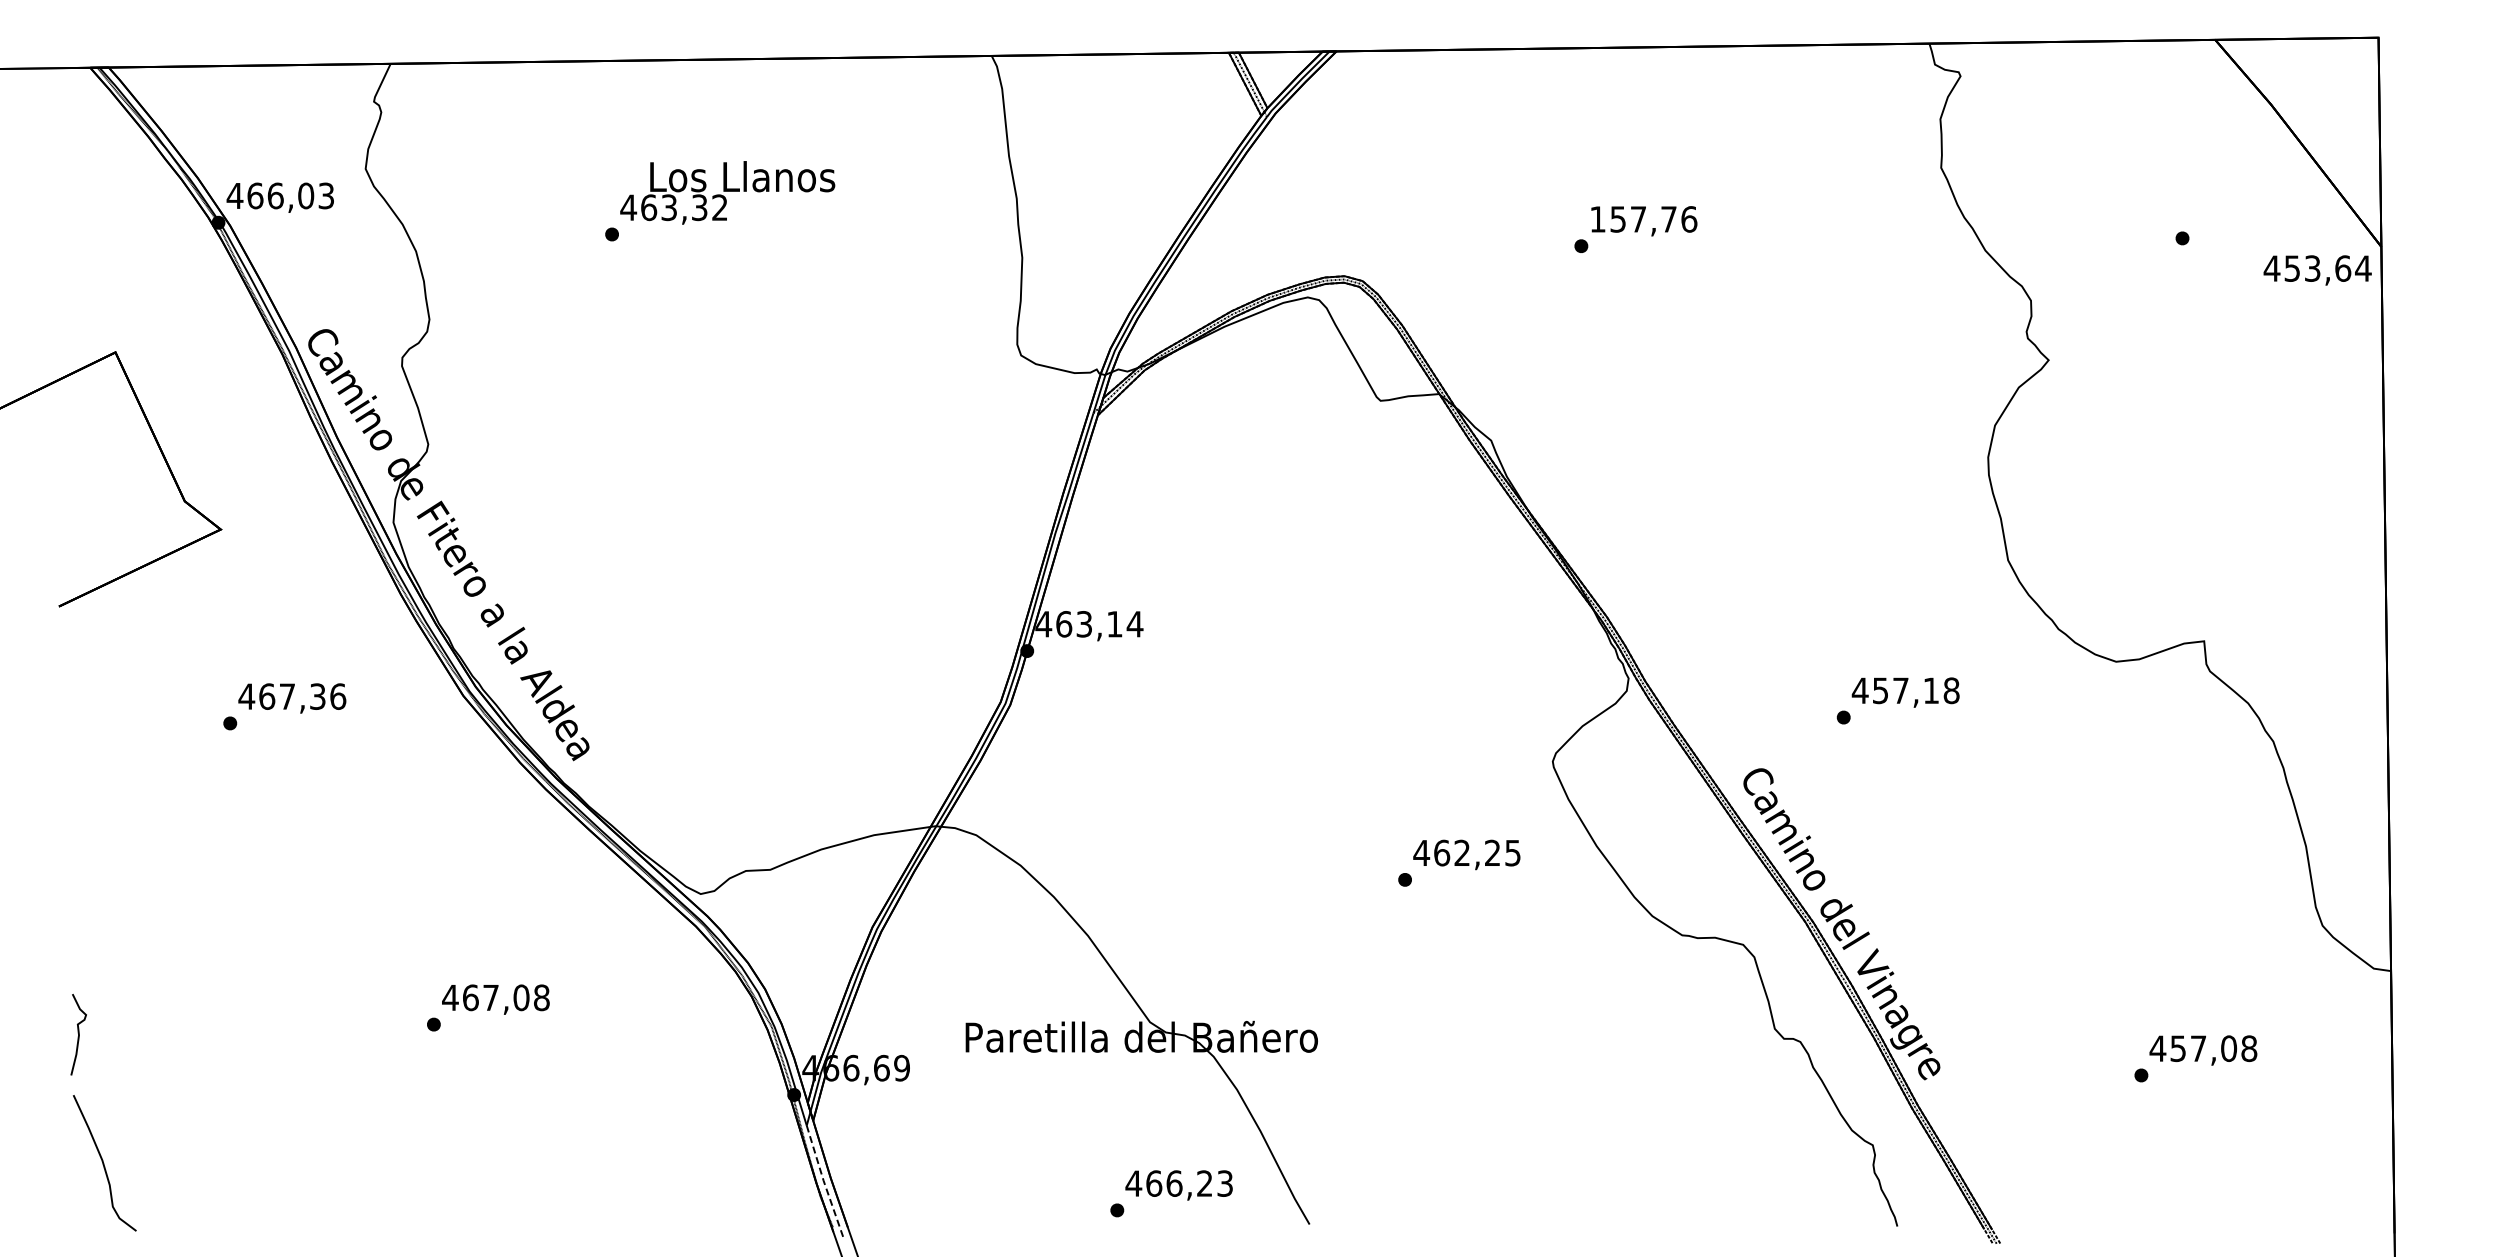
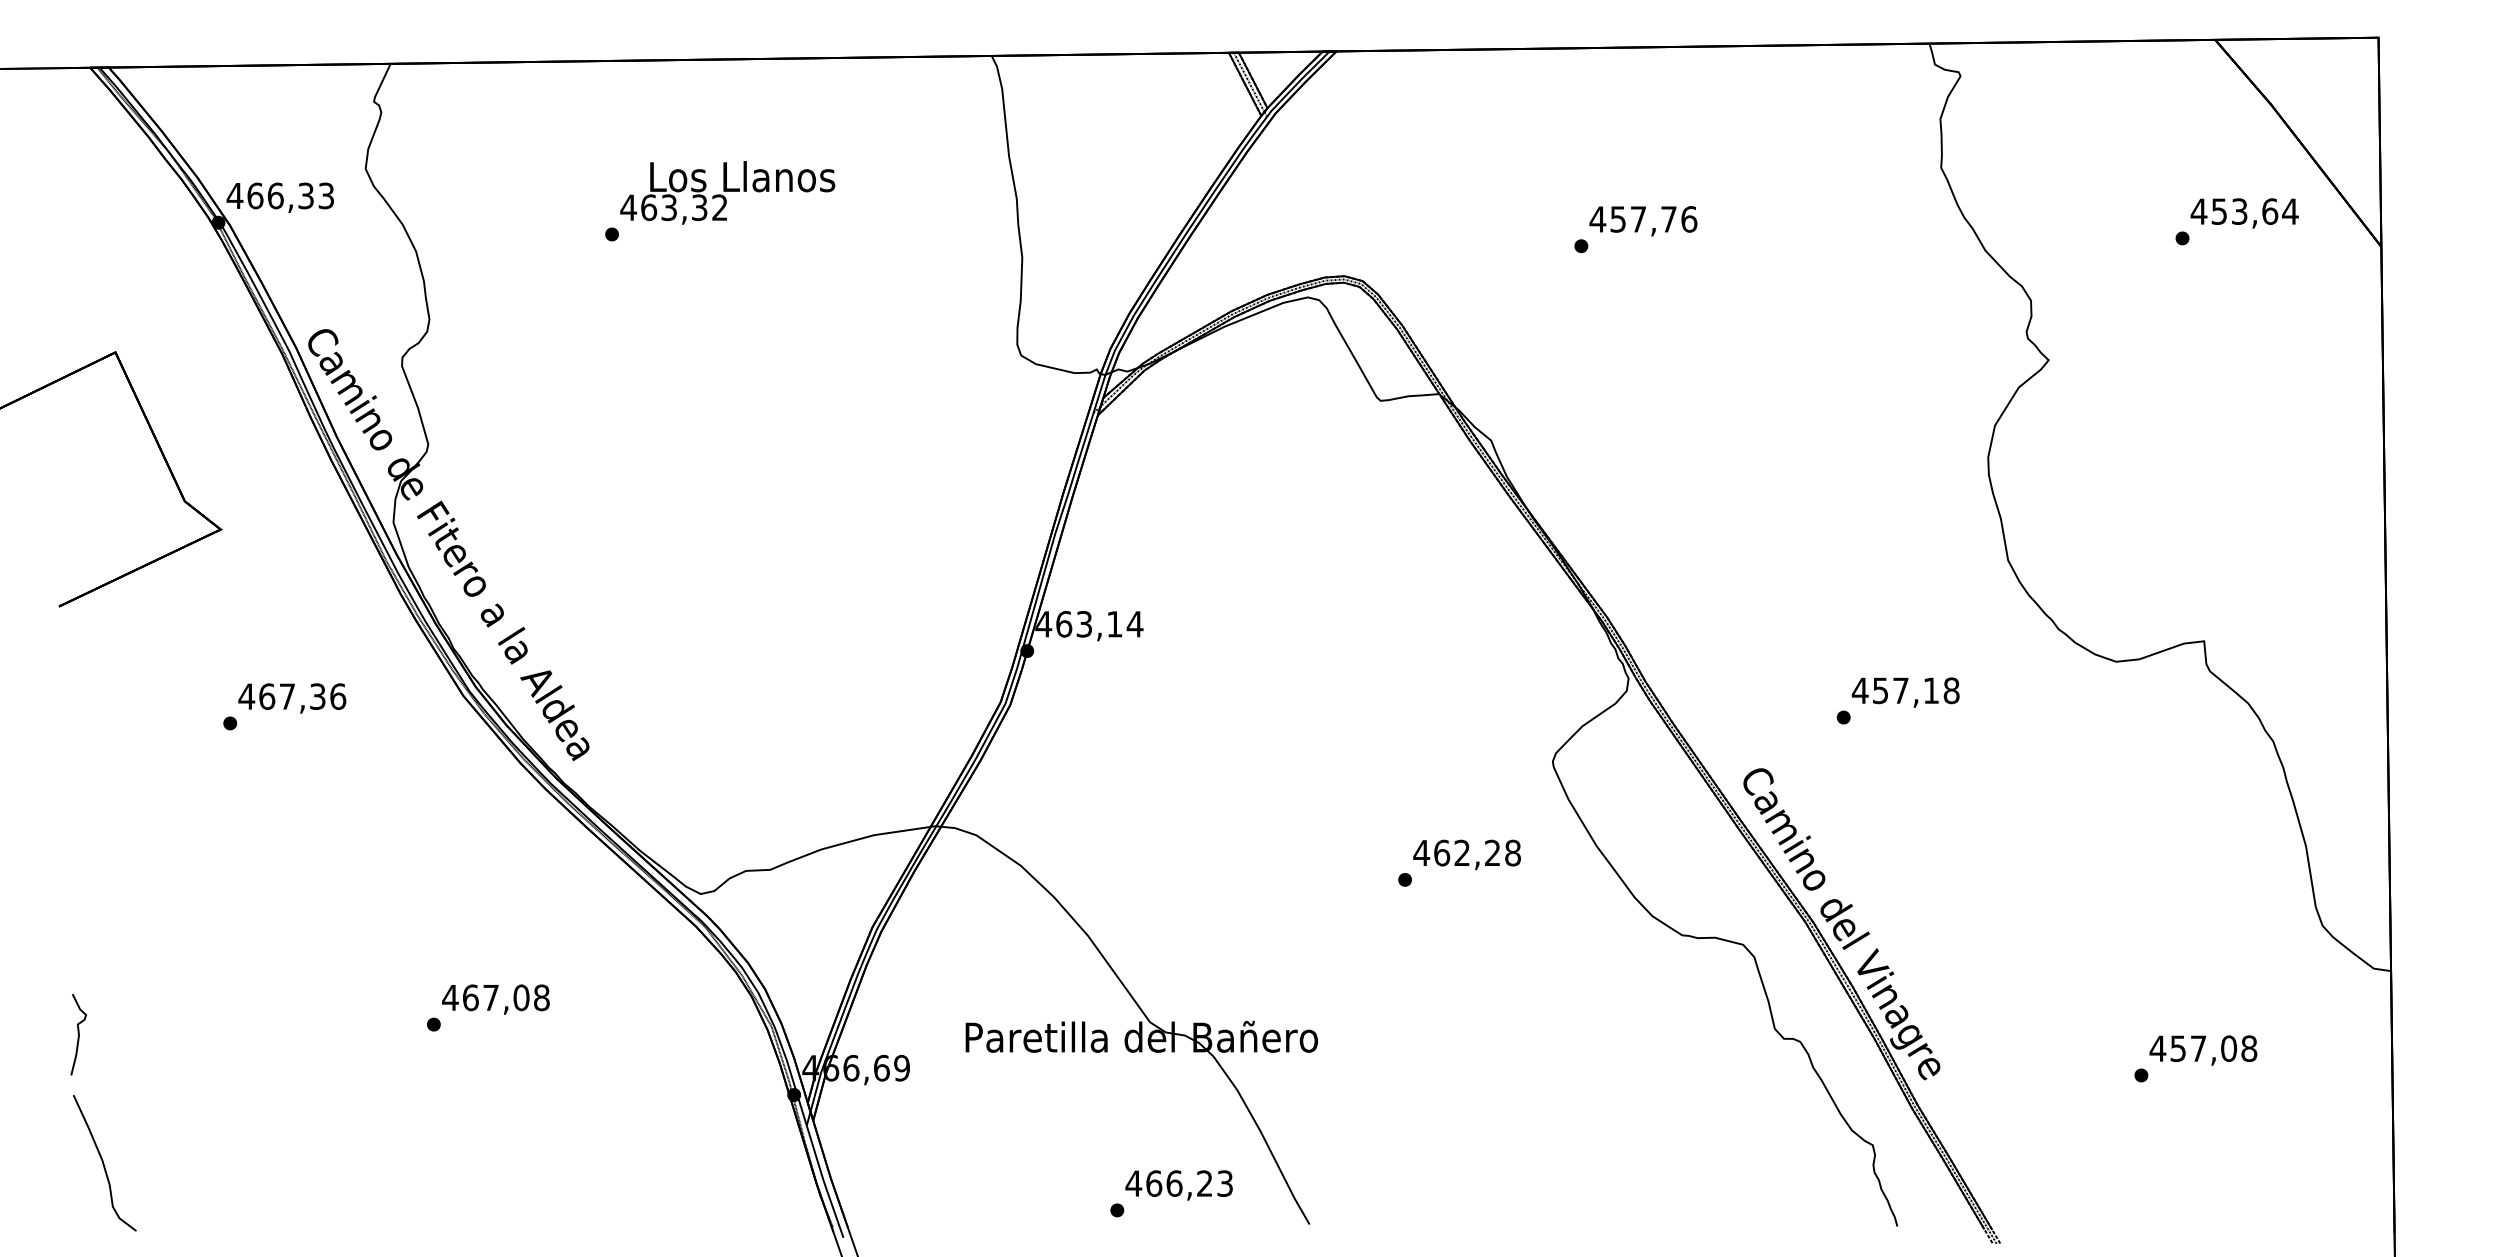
text: 466,03 -> 466,33 (306, 195)
text: 157,76 -> 457,76 (1597, 219)
text position: (2317, 270) -> (2244, 213) (2244, 213)
text: 462,25 -> 462,28 (1512, 852)
line: dashed -> solid (823, 1181)
